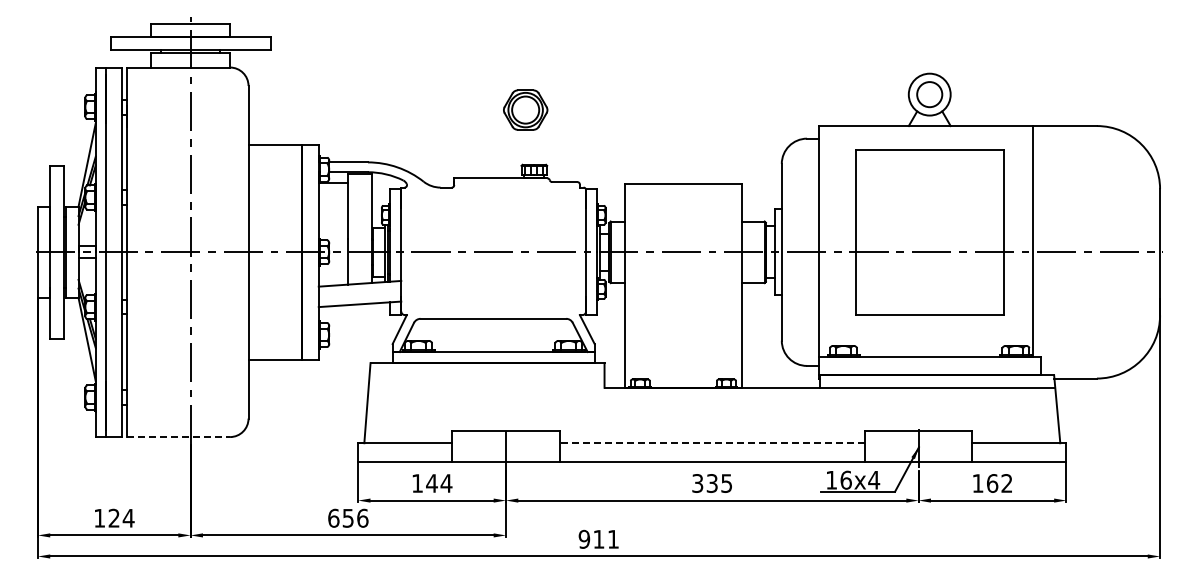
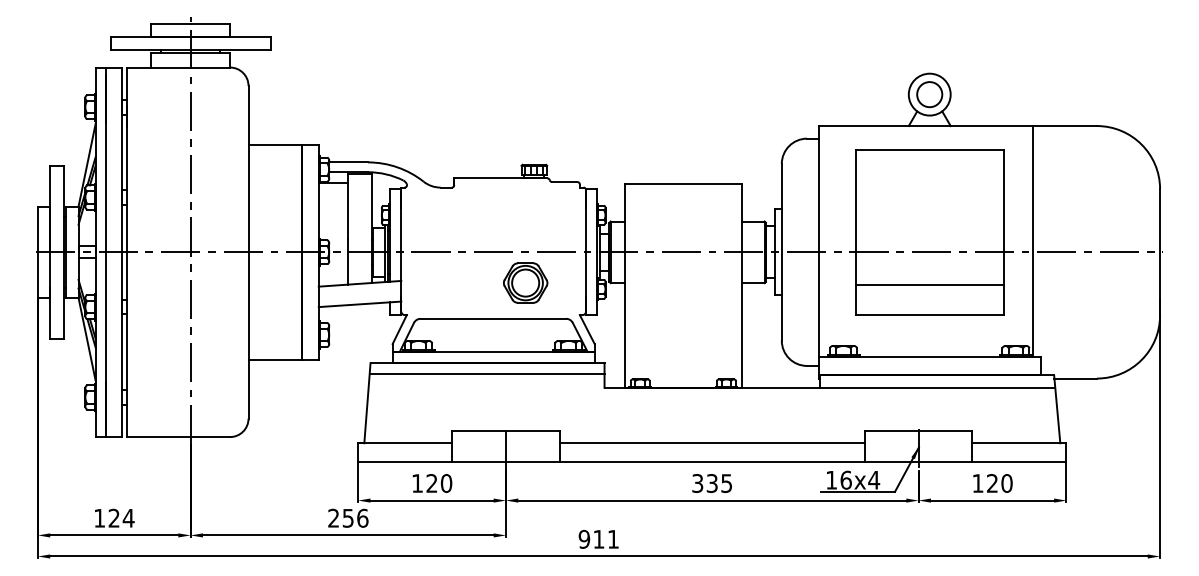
part position: (525, 109) -> (525, 282) (525, 282)
line: none -> present (929, 284)
line: none -> present (486, 373)
line: dashed -> solid (178, 437)
line: dashed -> solid (712, 443)
text: 144 -> 120 (439, 483)
text: 162 -> 120 (999, 483)
text: 656 -> 256 (333, 517)
